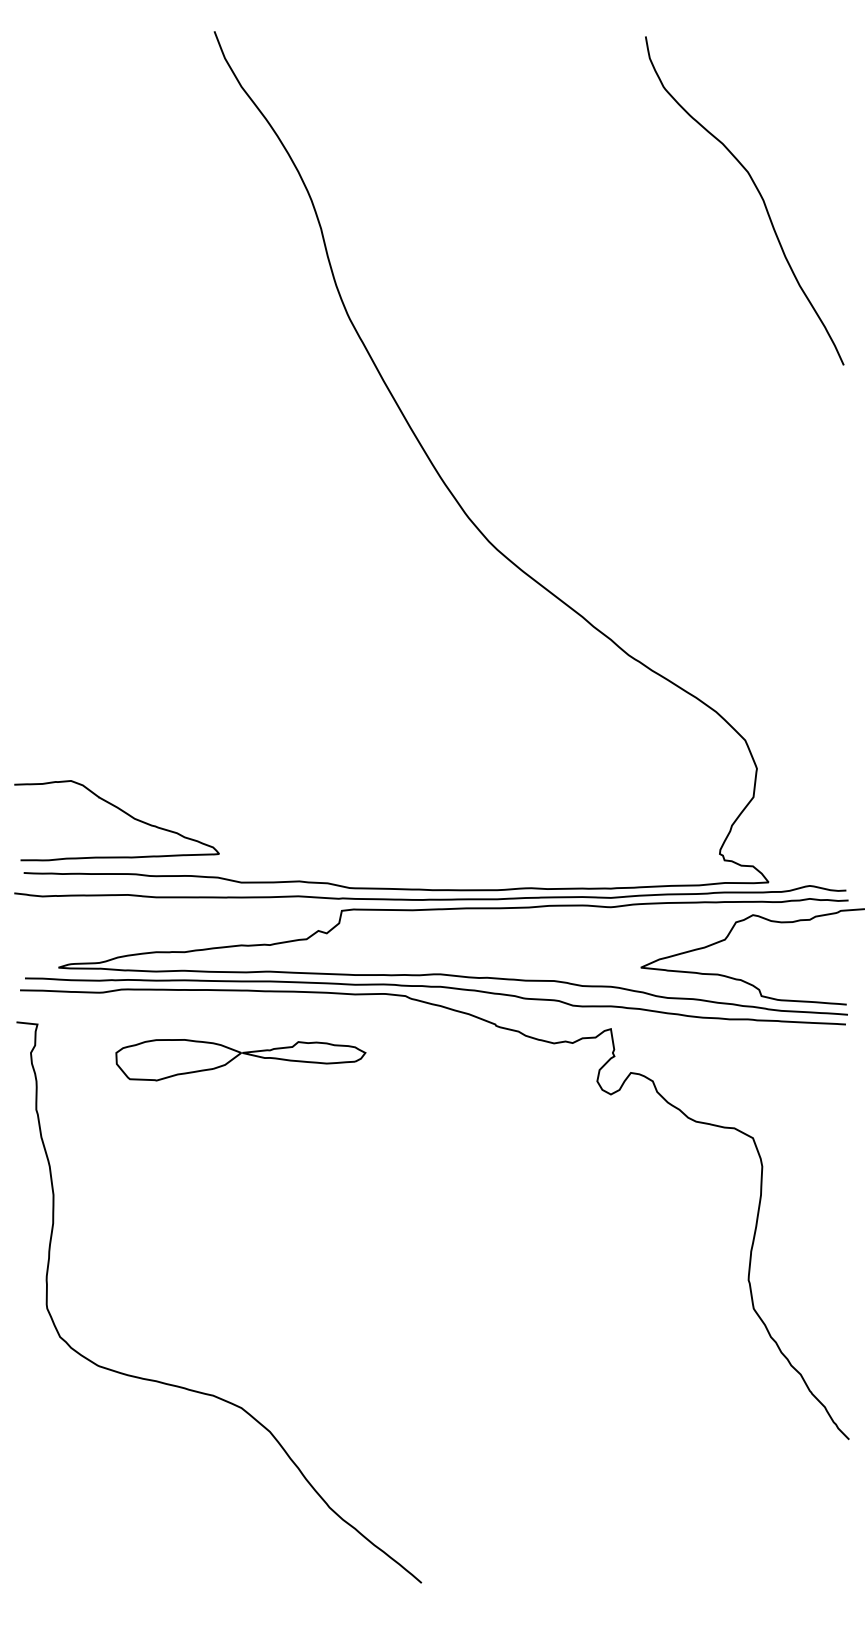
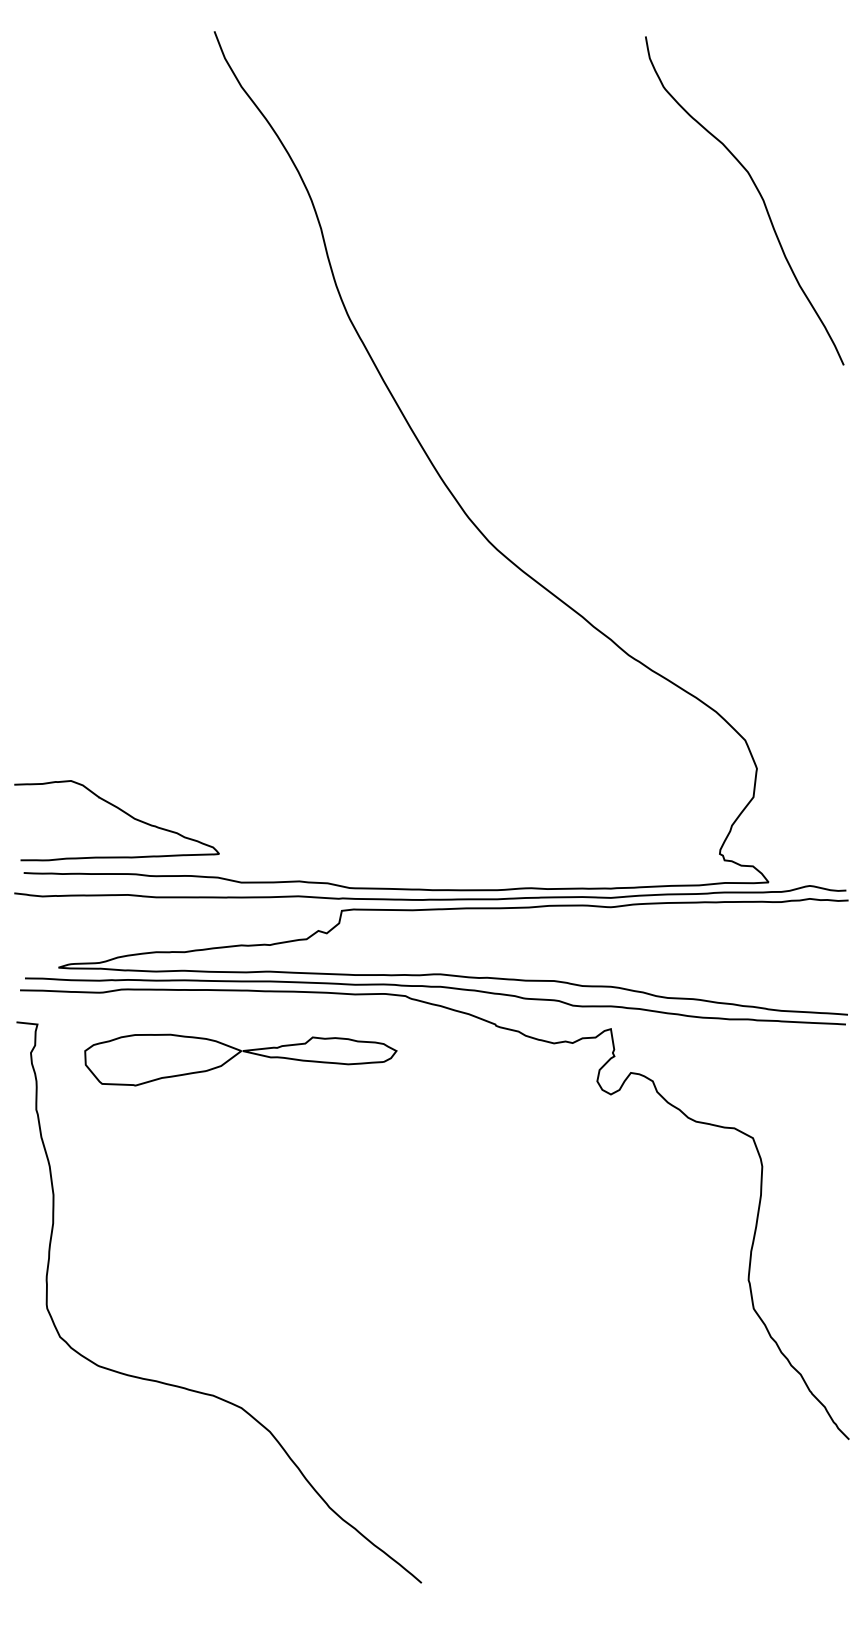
curve: present -> none (742, 979)
part size: 252x43 px -> 314x54 px (240, 1059)
